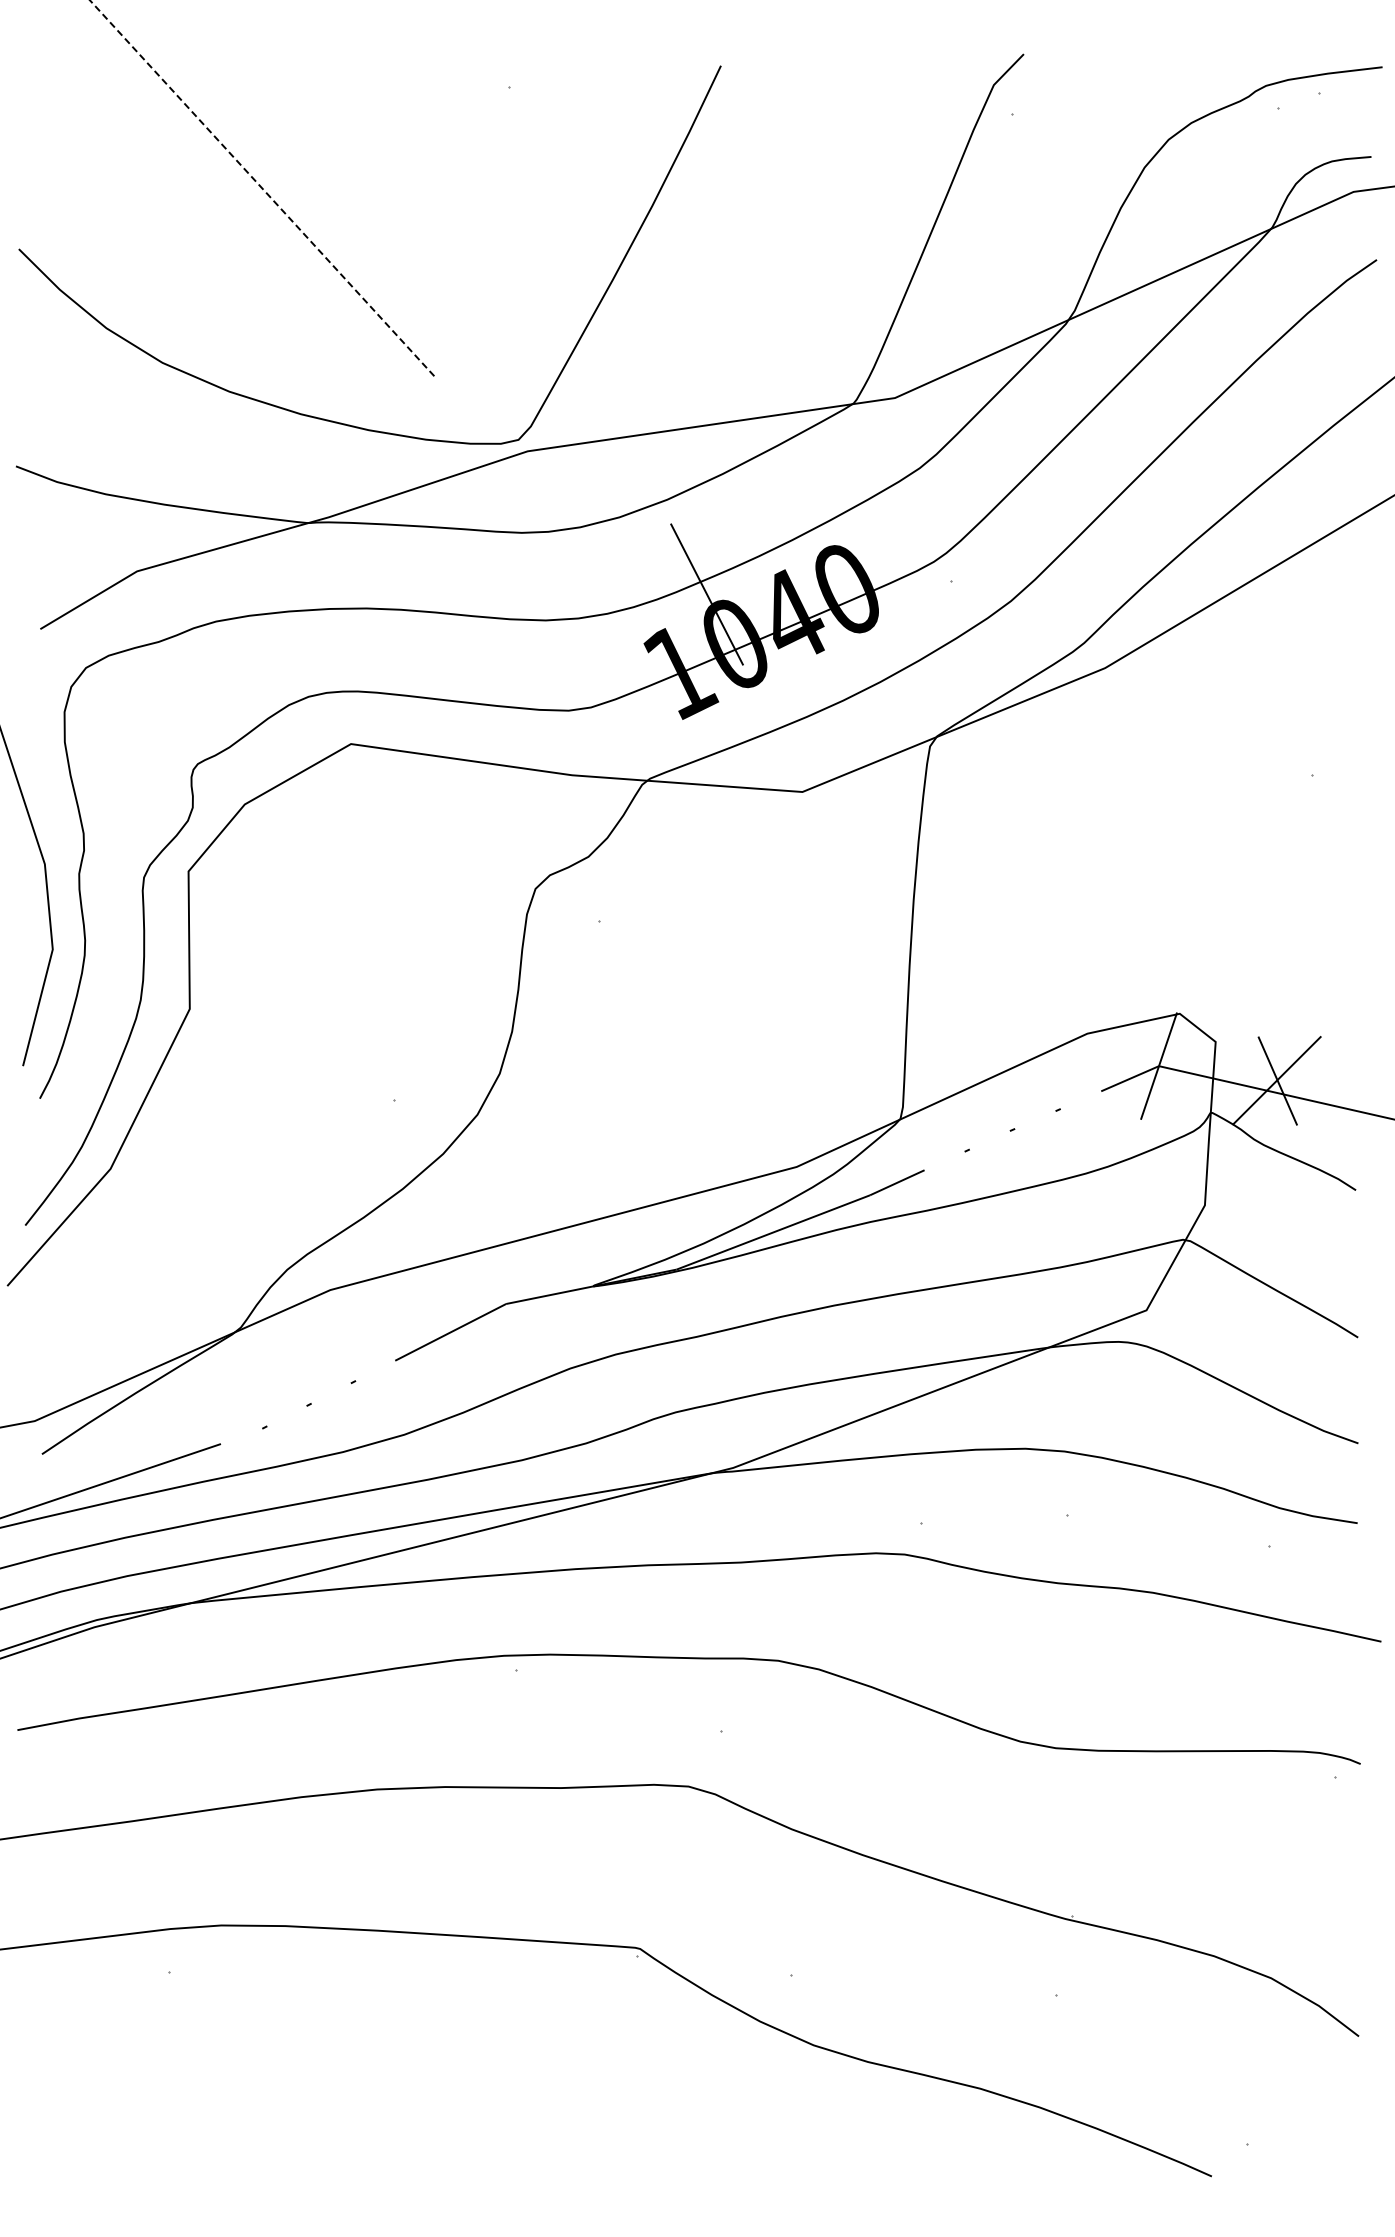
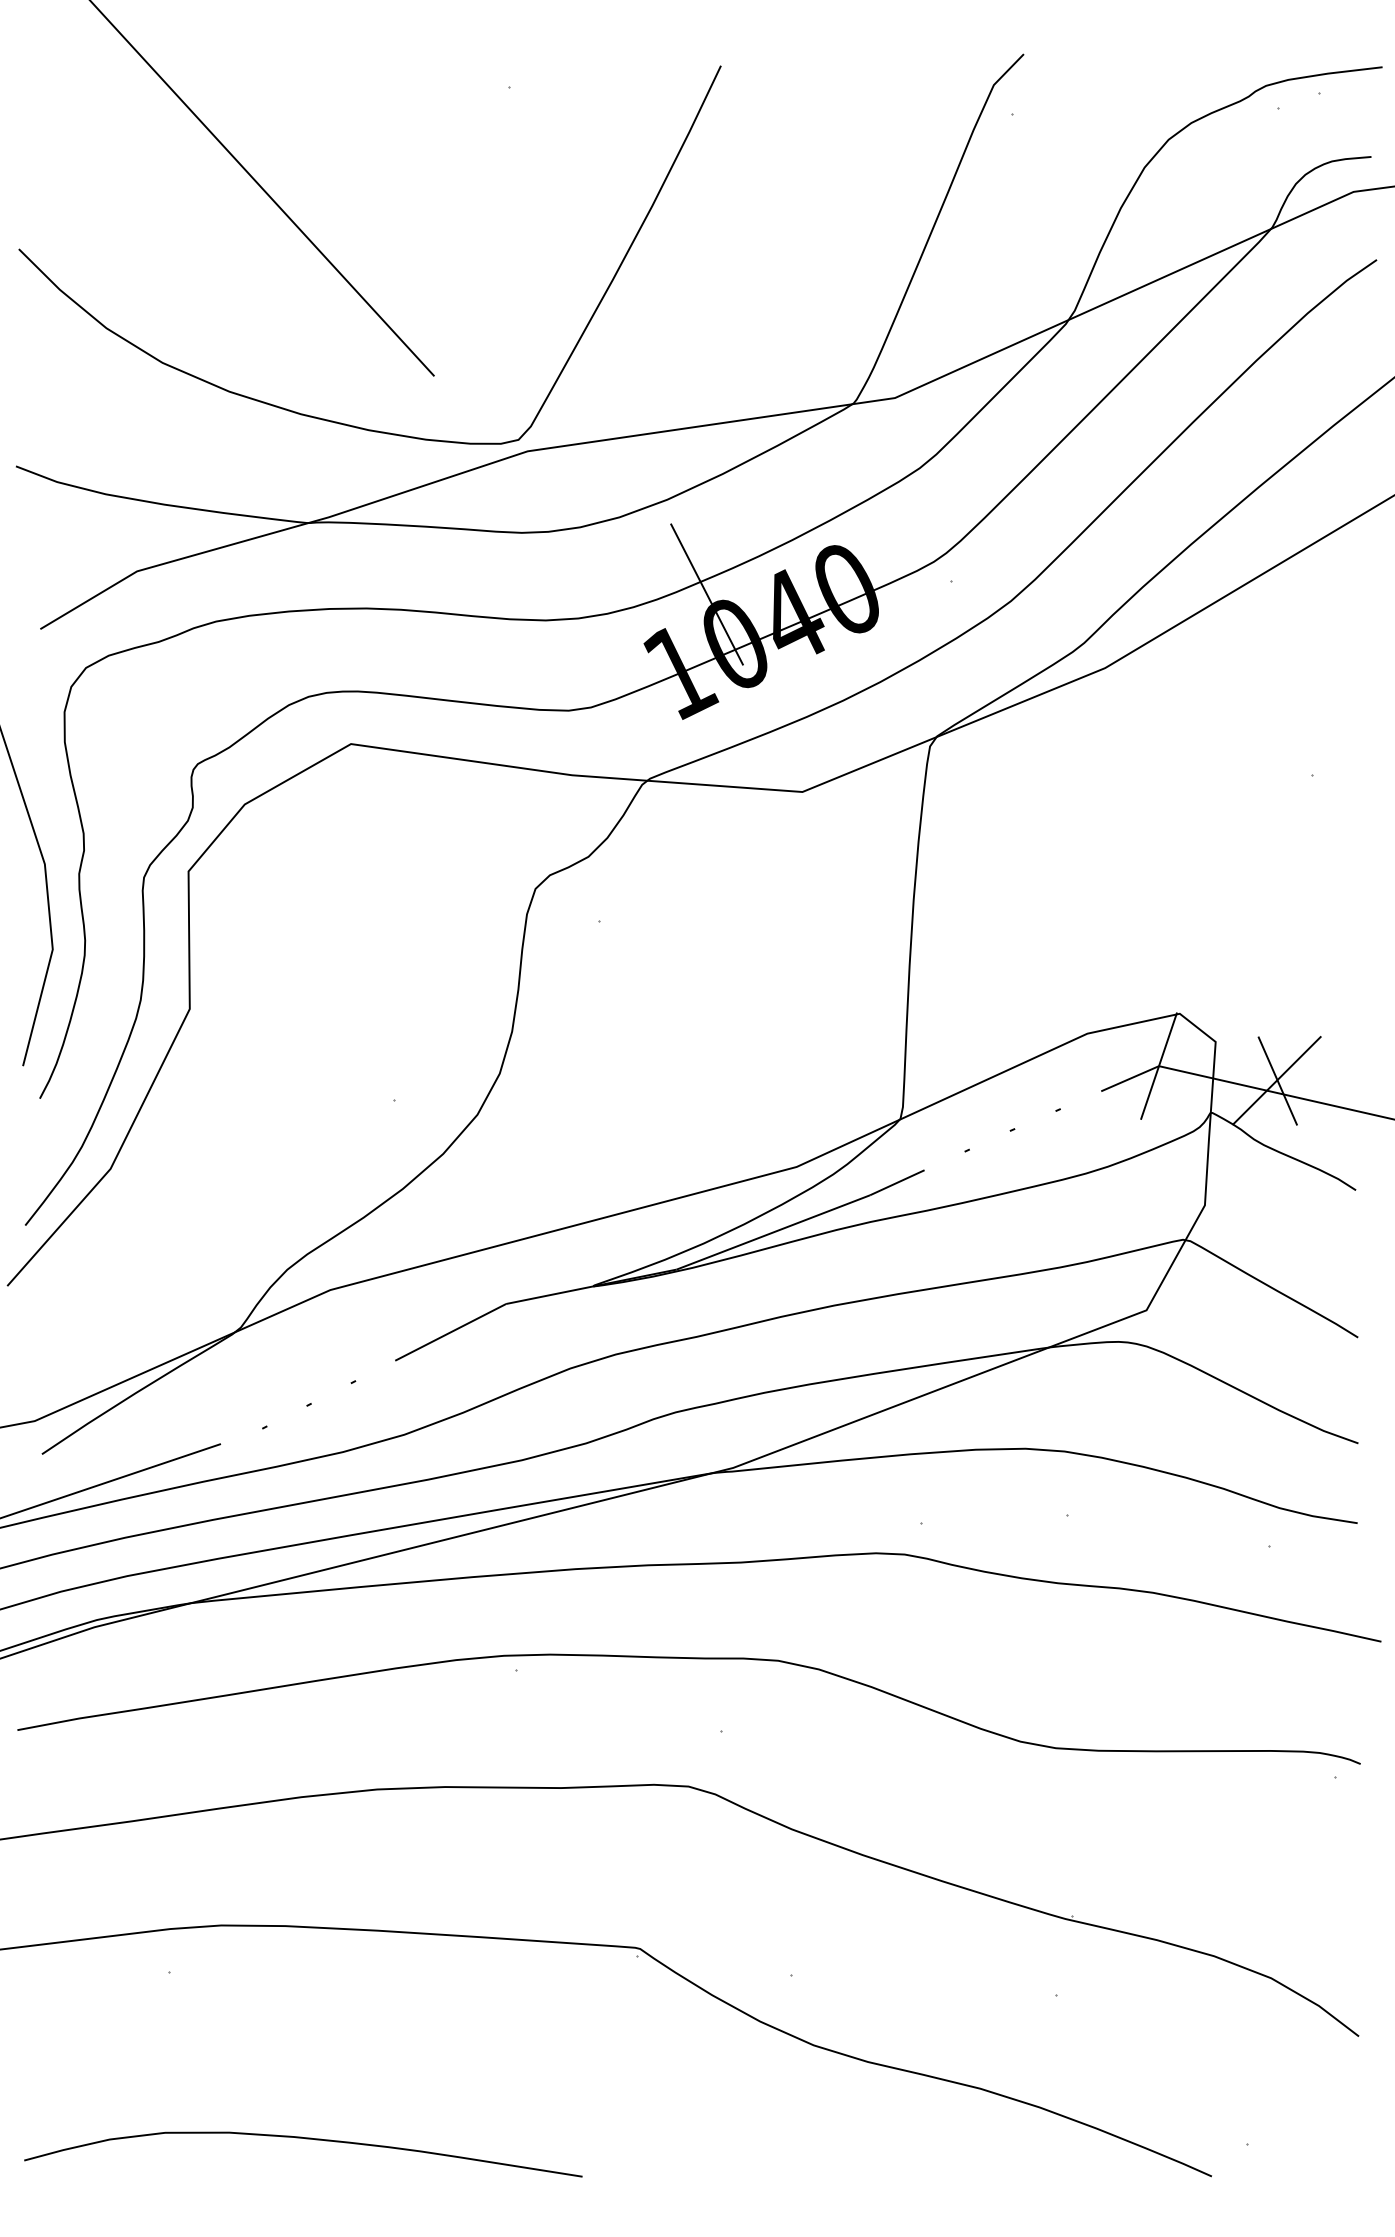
line: dashed -> solid (262, 188)
curve: none -> present (305, 2139)
